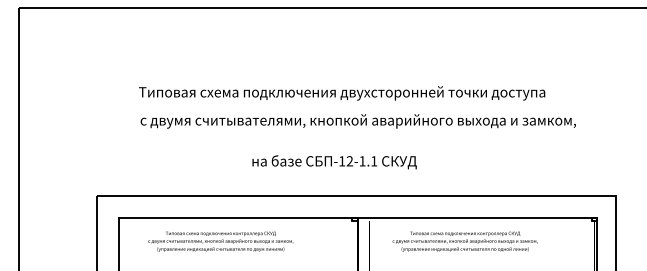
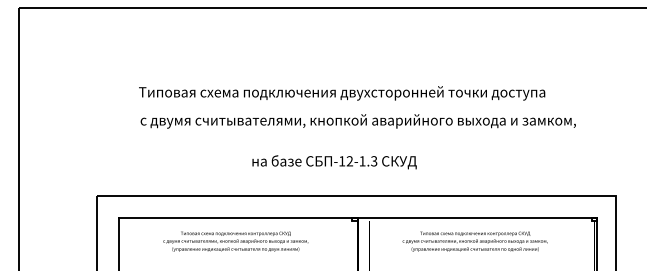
text: -12-1.1 -> -12-1.3 (374, 161)
text position: (220, 241) -> (235, 241) (235, 241)
text position: (464, 241) -> (474, 241) (474, 241)
